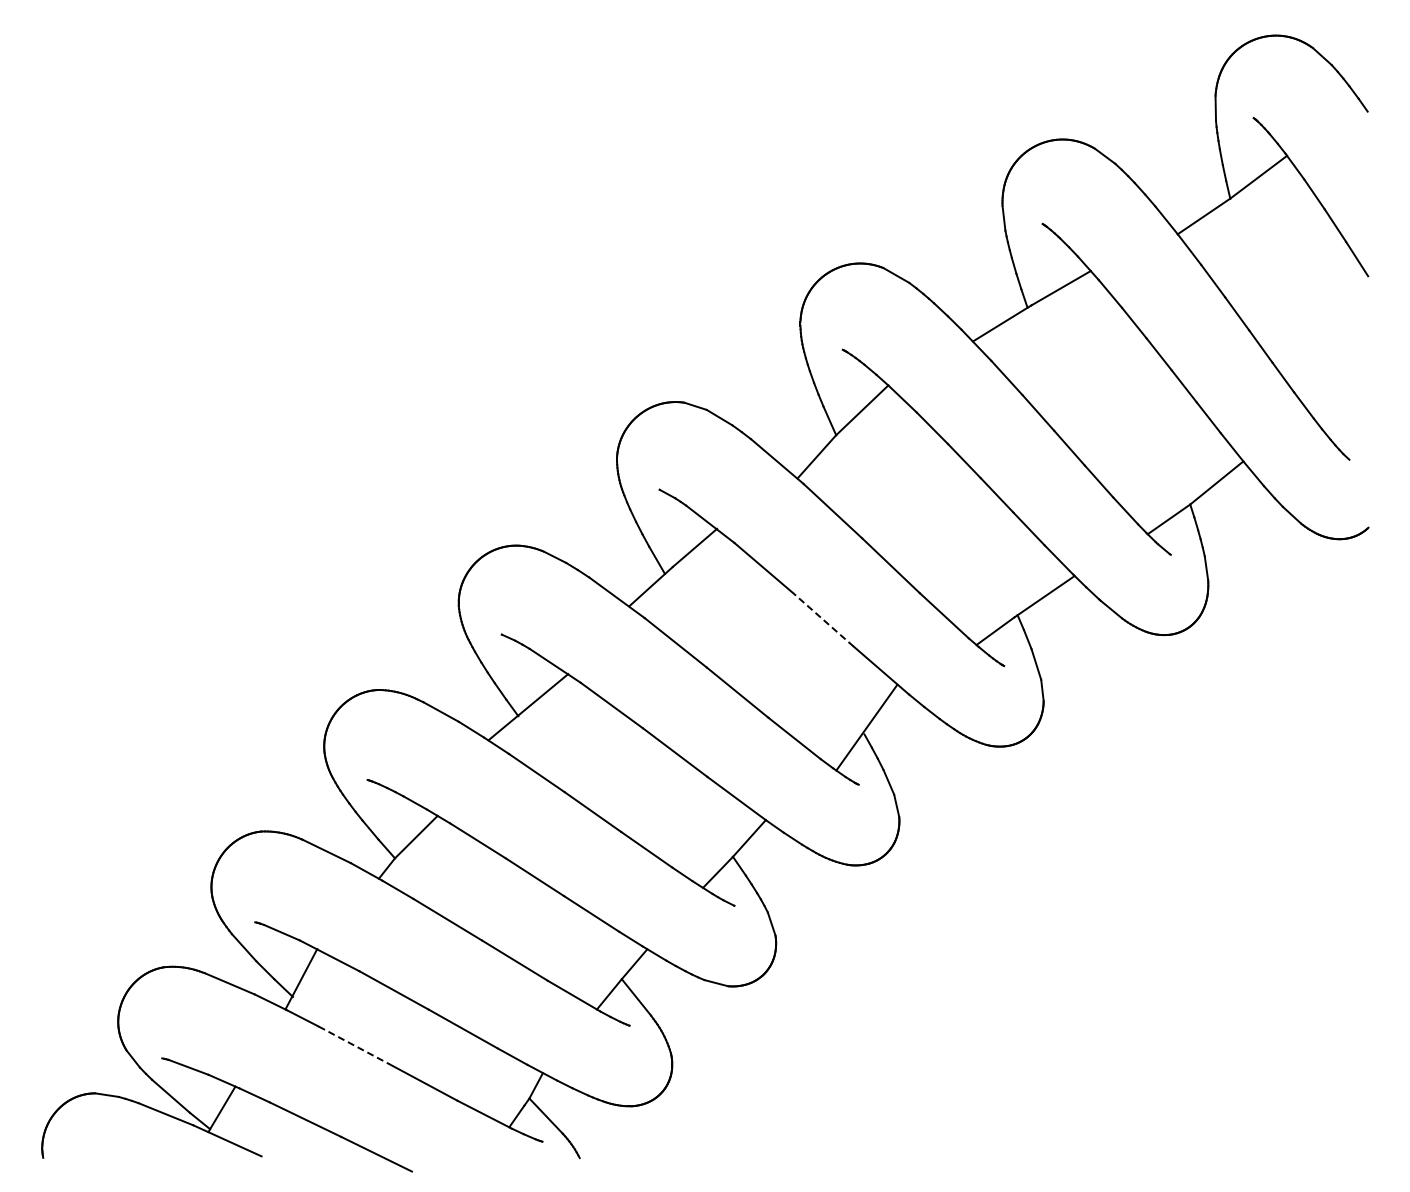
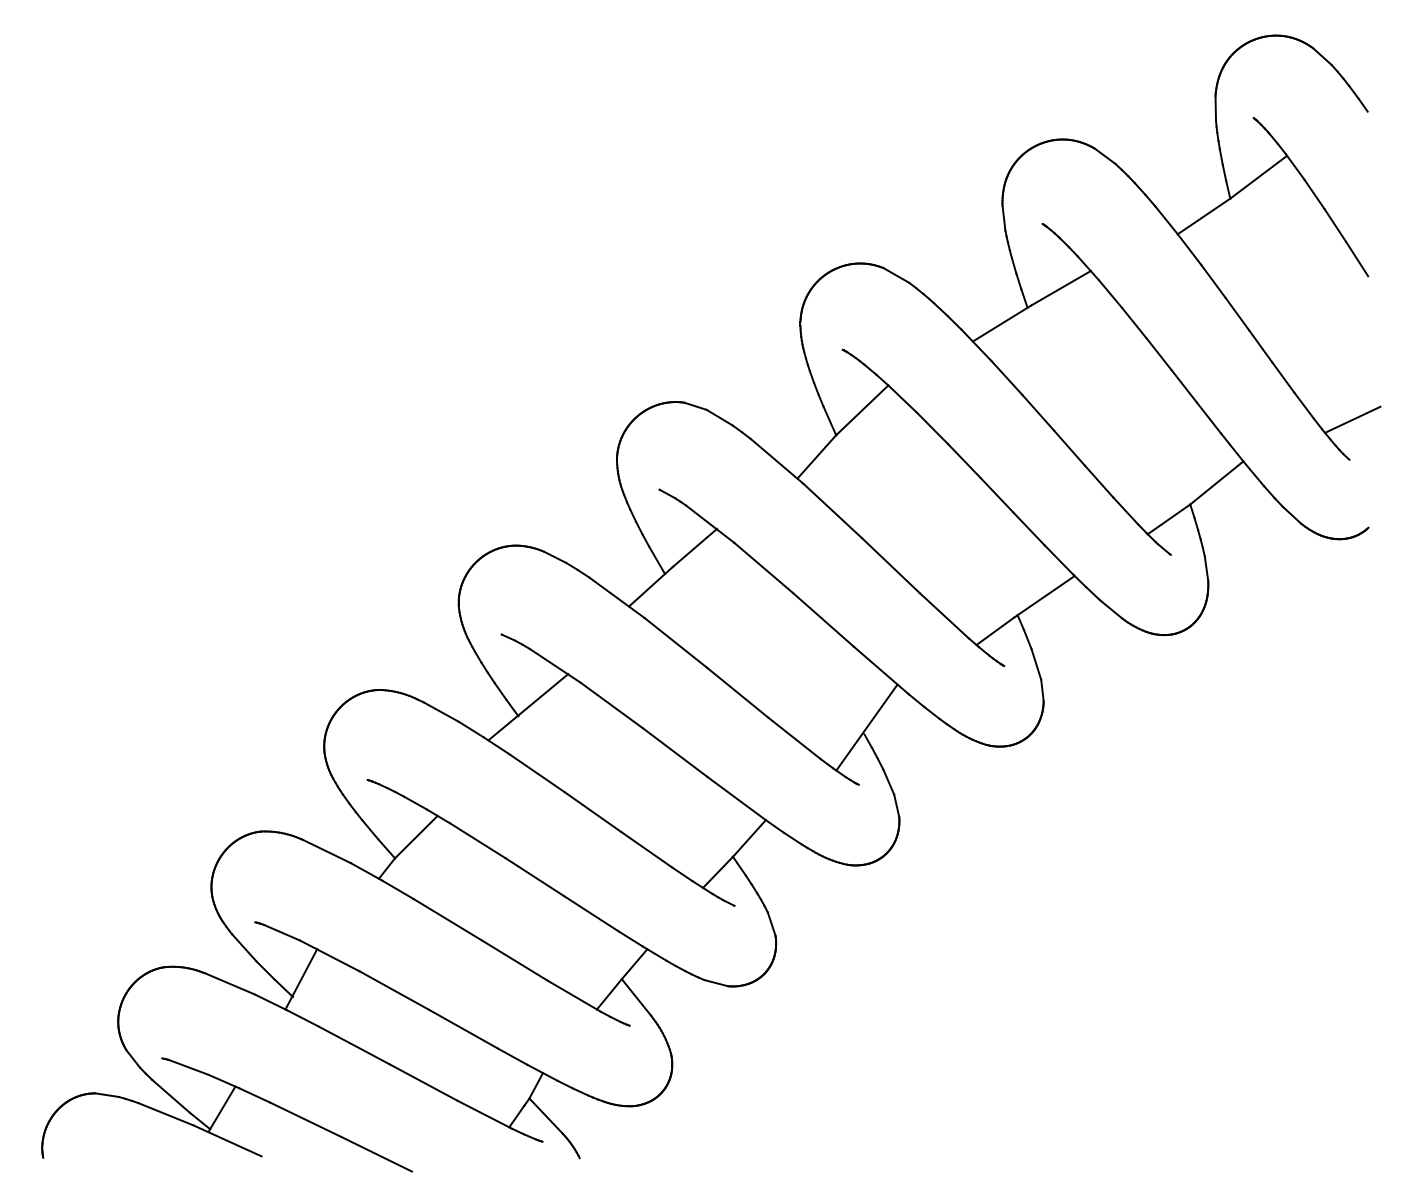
line: none -> present (1352, 419)
line: dashed -> solid (823, 619)
line: dashed -> solid (354, 1045)
